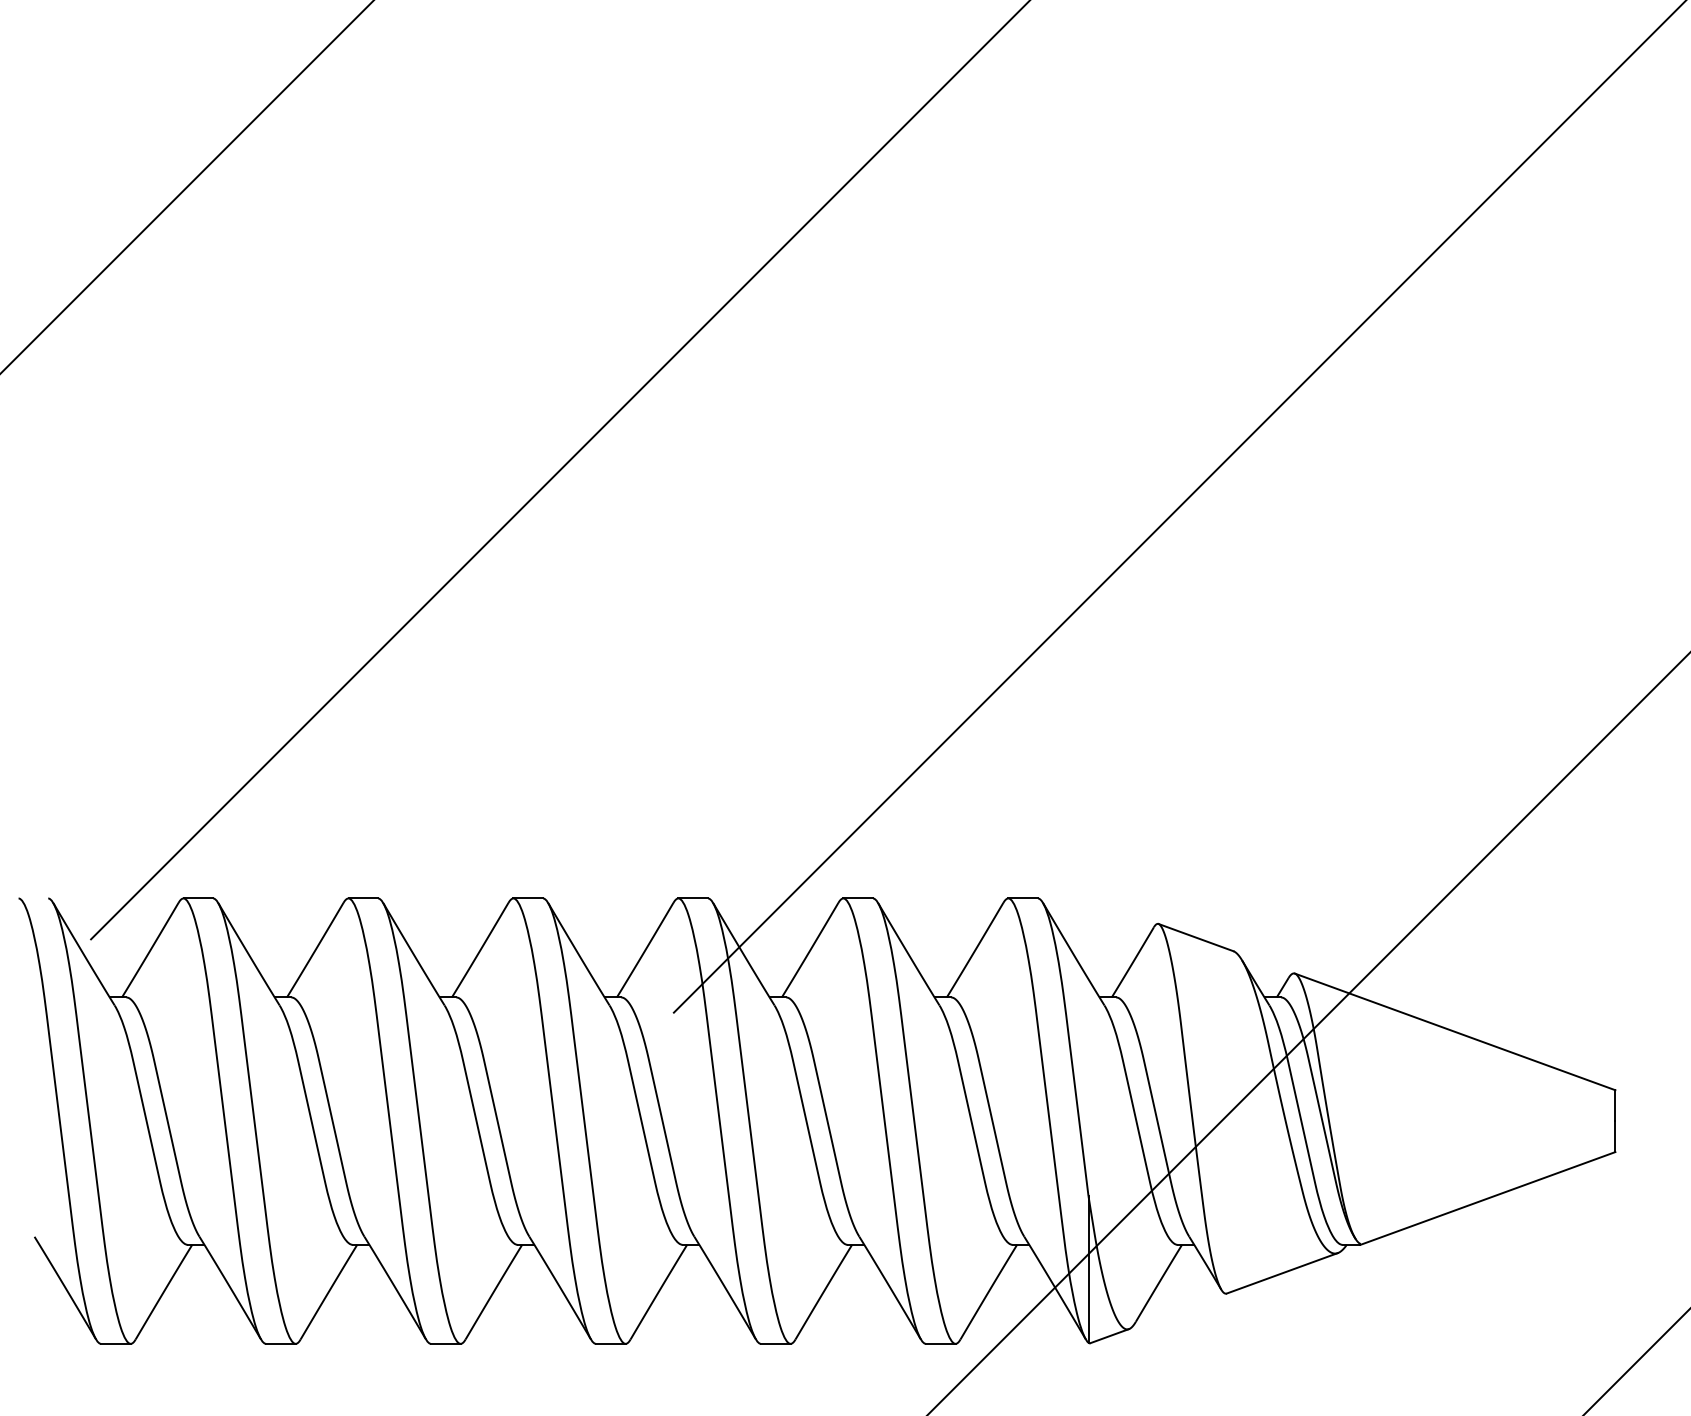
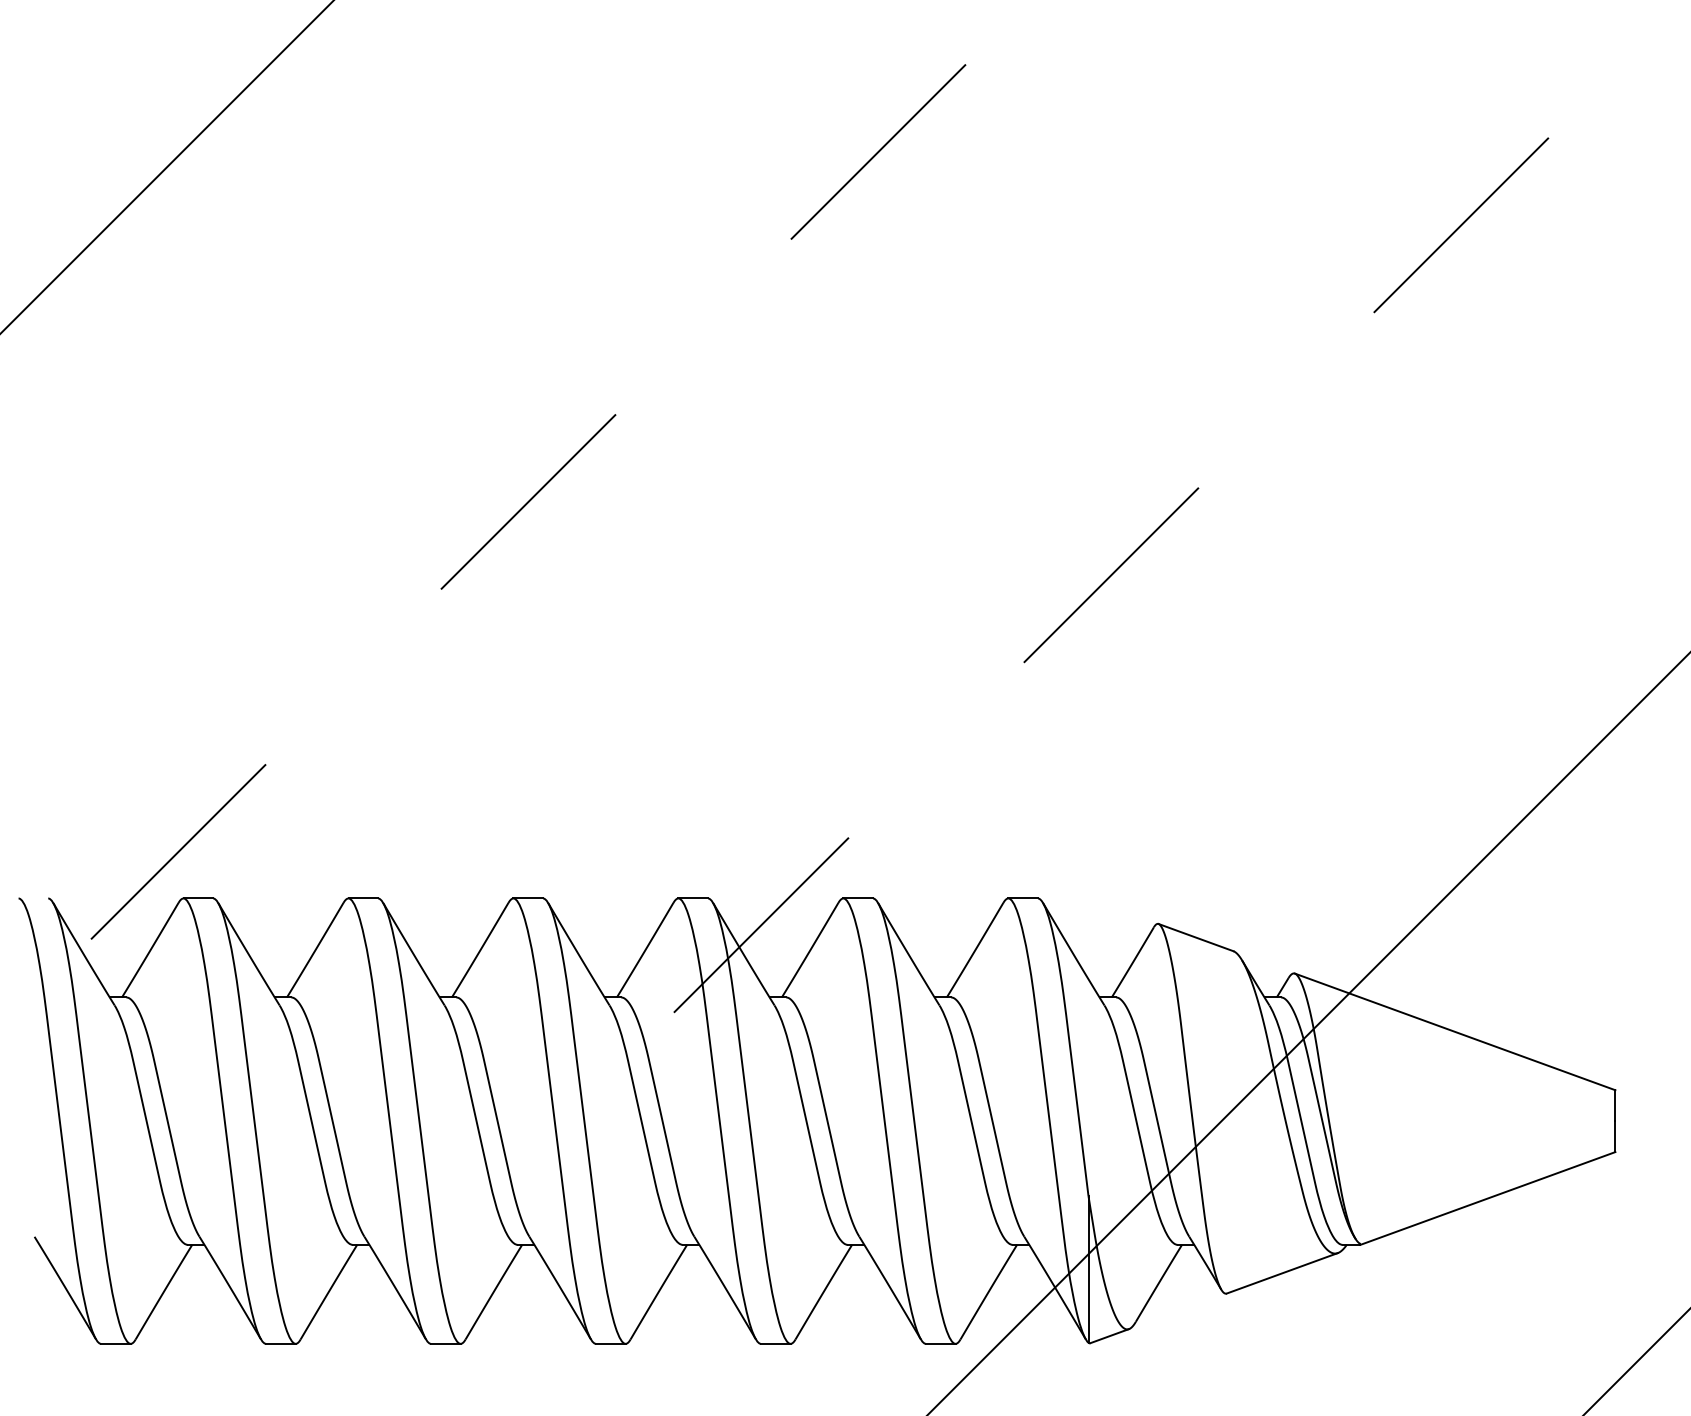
line position: (187, 187) -> (167, 167) (167, 167)
line: solid -> dashed (560, 469)
line: solid -> dashed (1180, 506)
